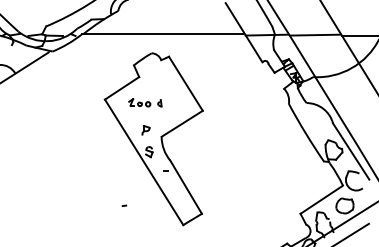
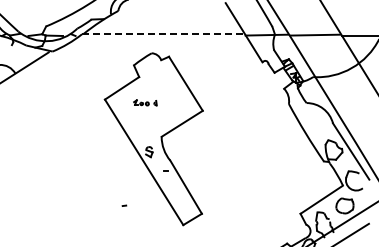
line: solid -> dashed (162, 34)
part size: 35x10 px -> 25x8 px (145, 102)
part: present -> none (145, 130)
